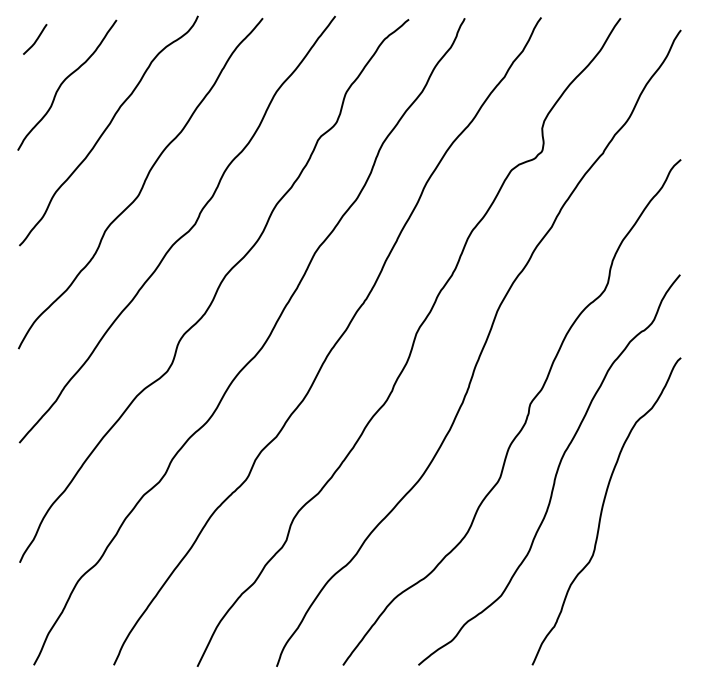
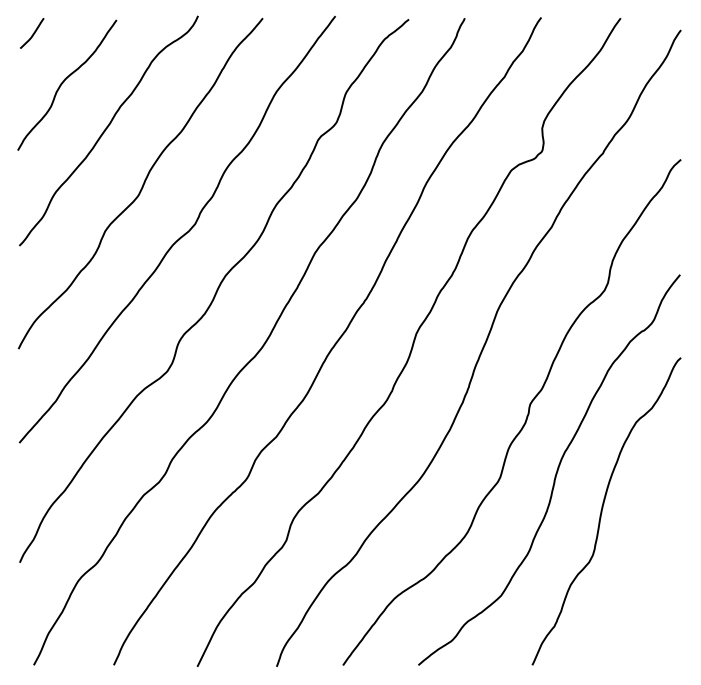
curve position: (36, 39) -> (33, 33) (33, 33)
